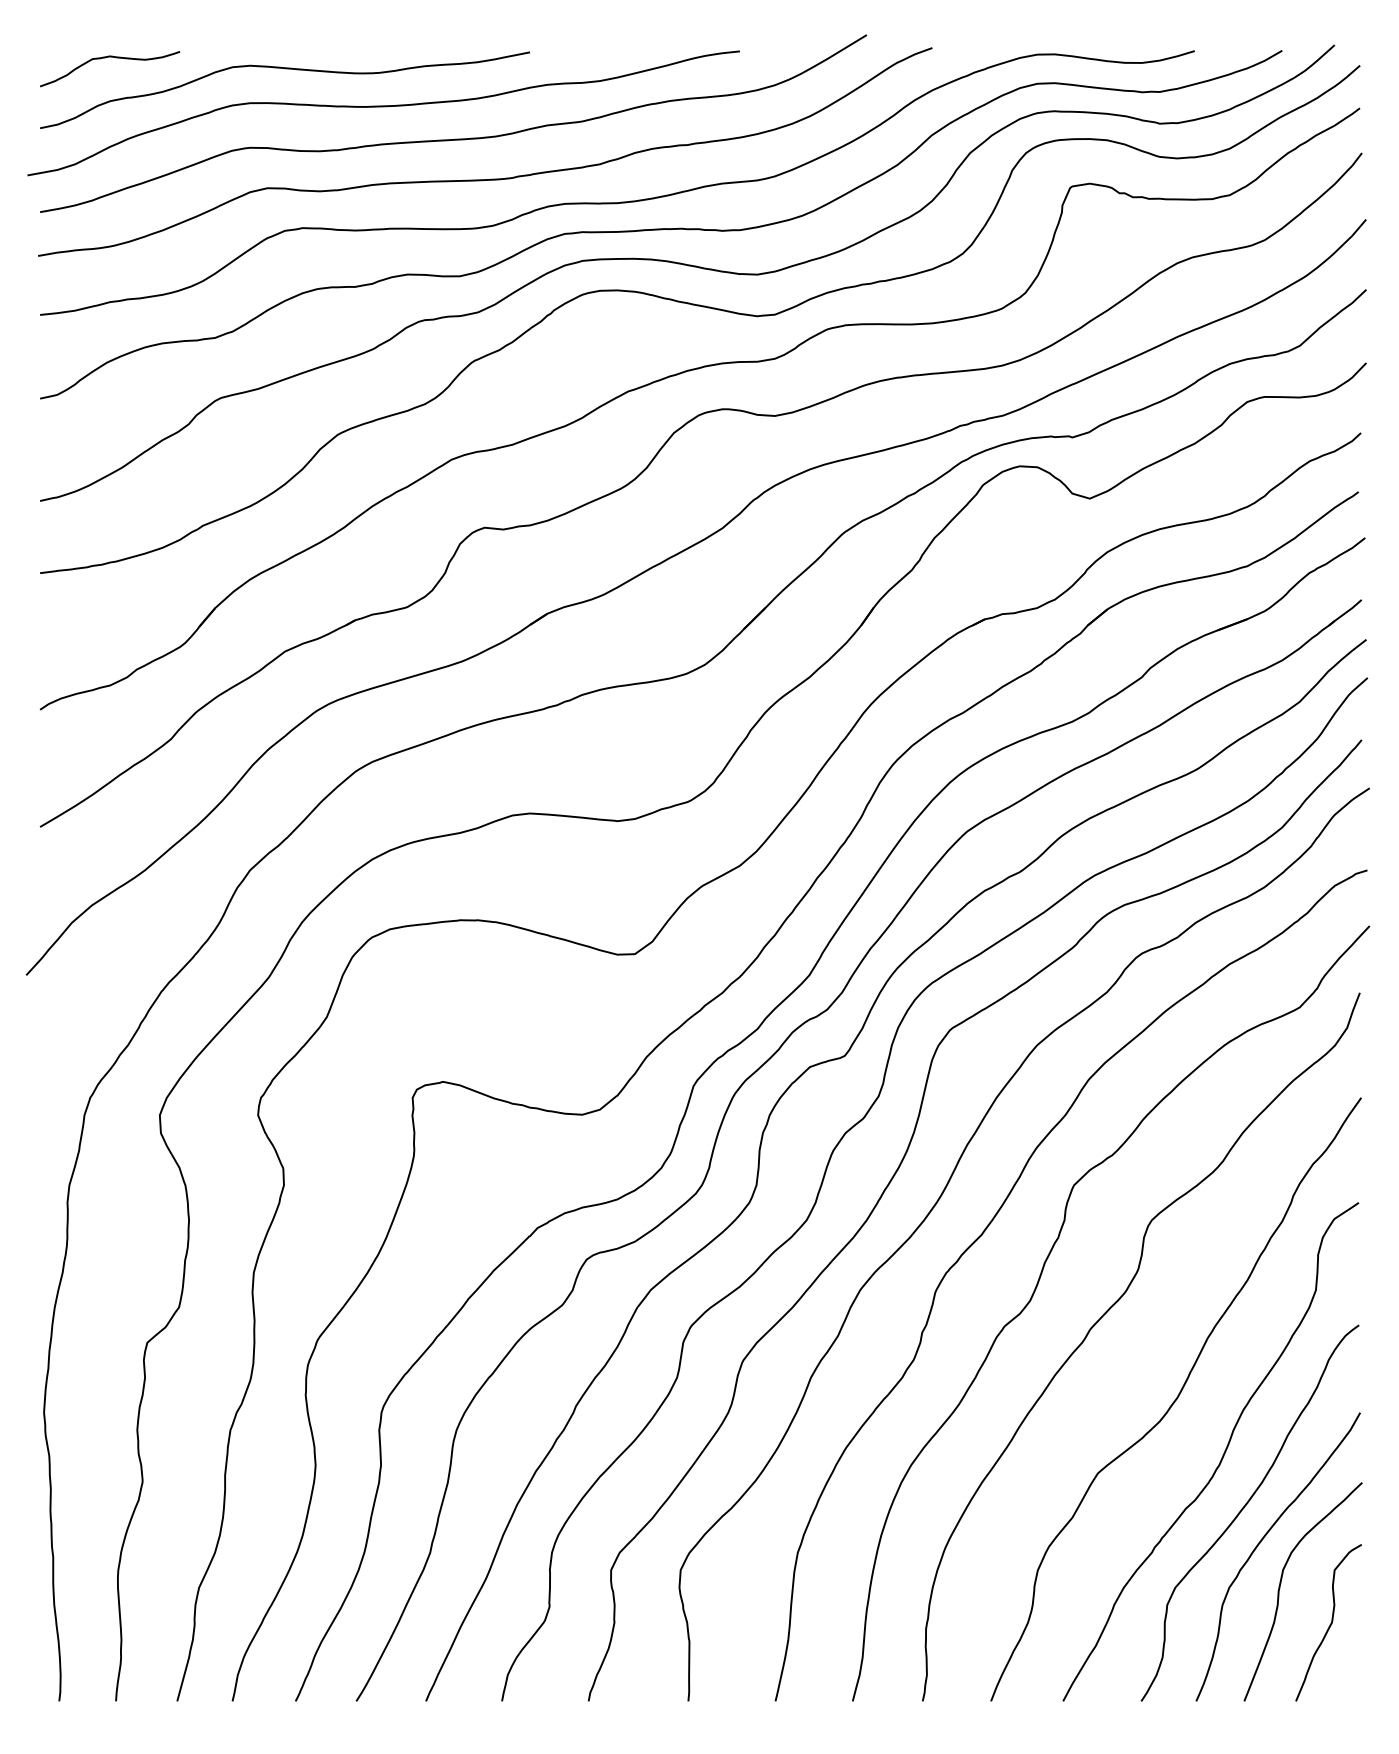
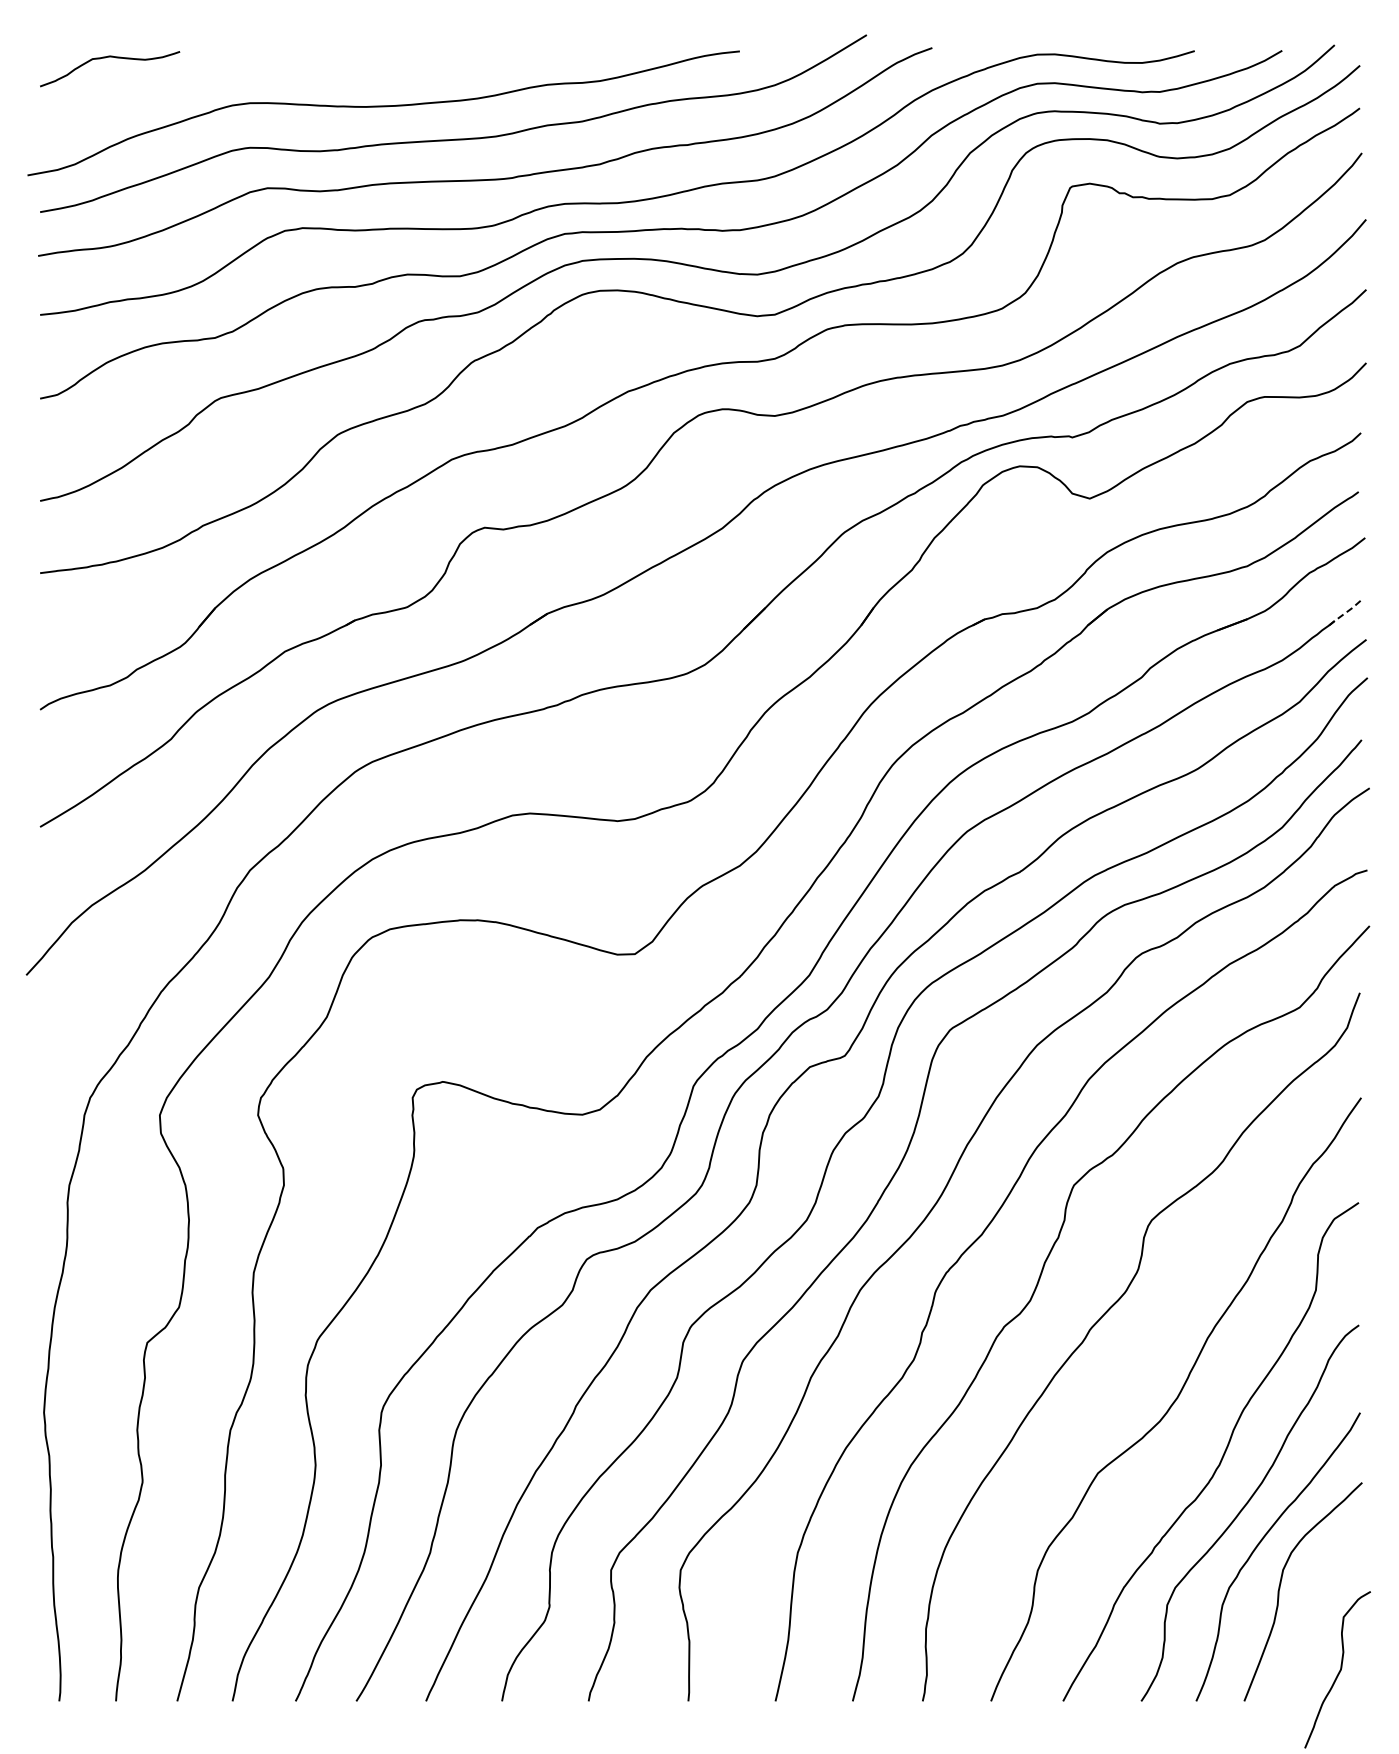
curve: present -> none (285, 69)
line: solid -> dashed (1345, 613)
curve position: (1330, 1623) -> (1339, 1670) (1339, 1670)
